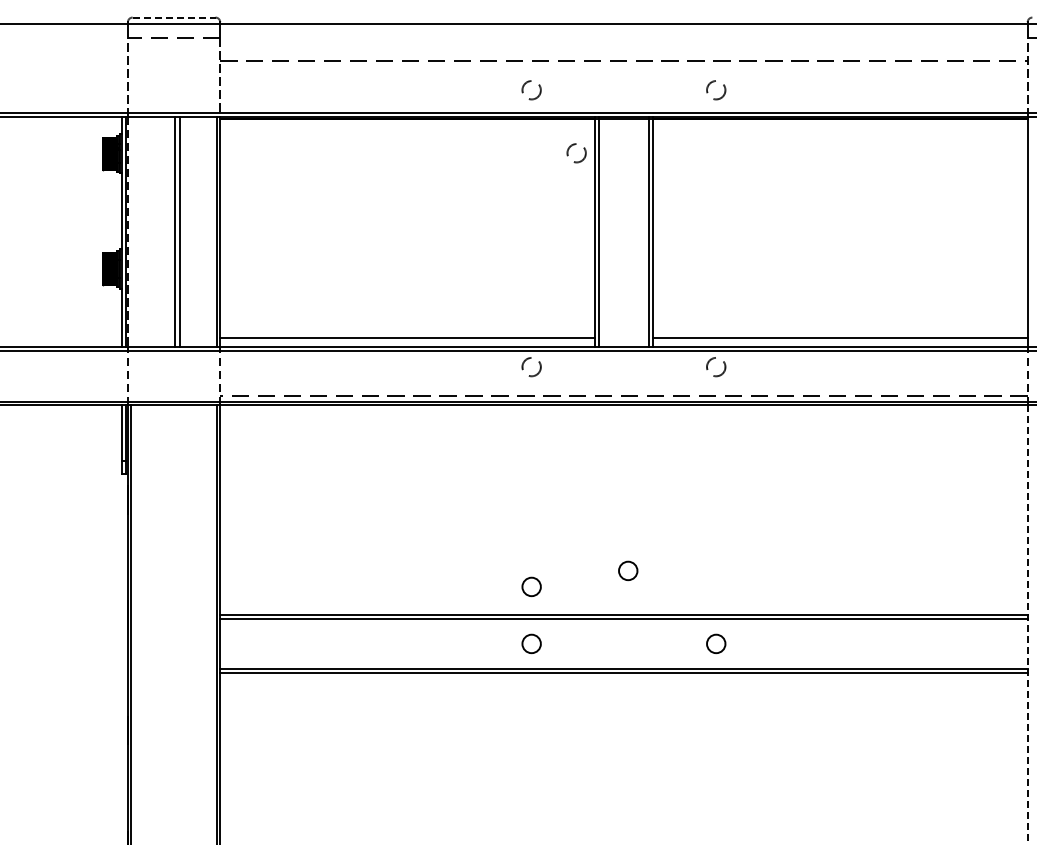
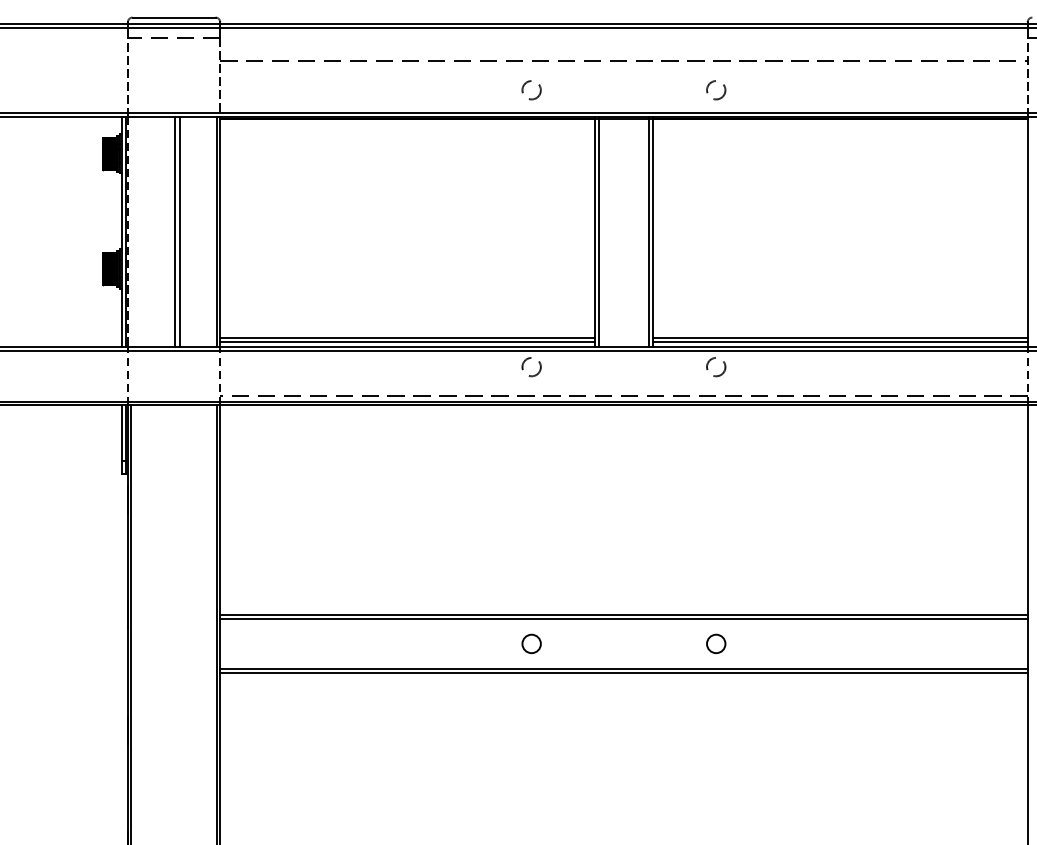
line: dashed -> solid (174, 17)
line: none -> present (517, 27)
circle: present -> none (576, 153)
line: none -> present (407, 341)
line: none -> present (839, 341)
circle: present -> none (628, 570)
circle: present -> none (531, 586)
line: dashed -> solid (1027, 625)
